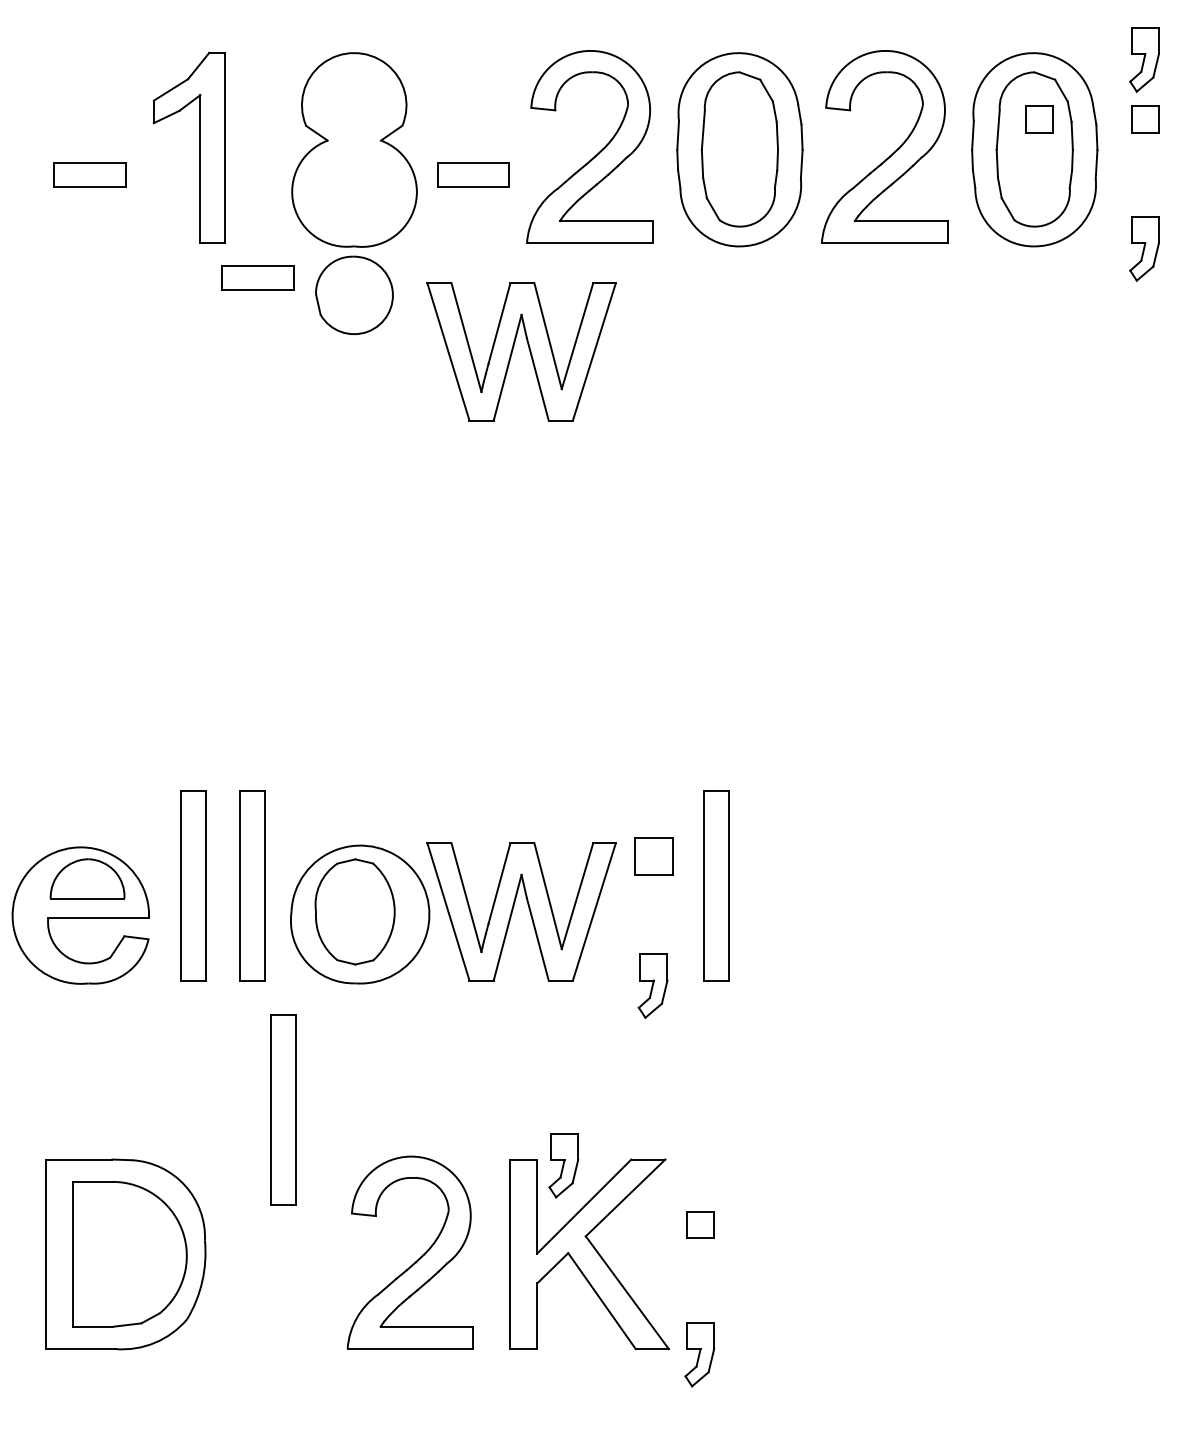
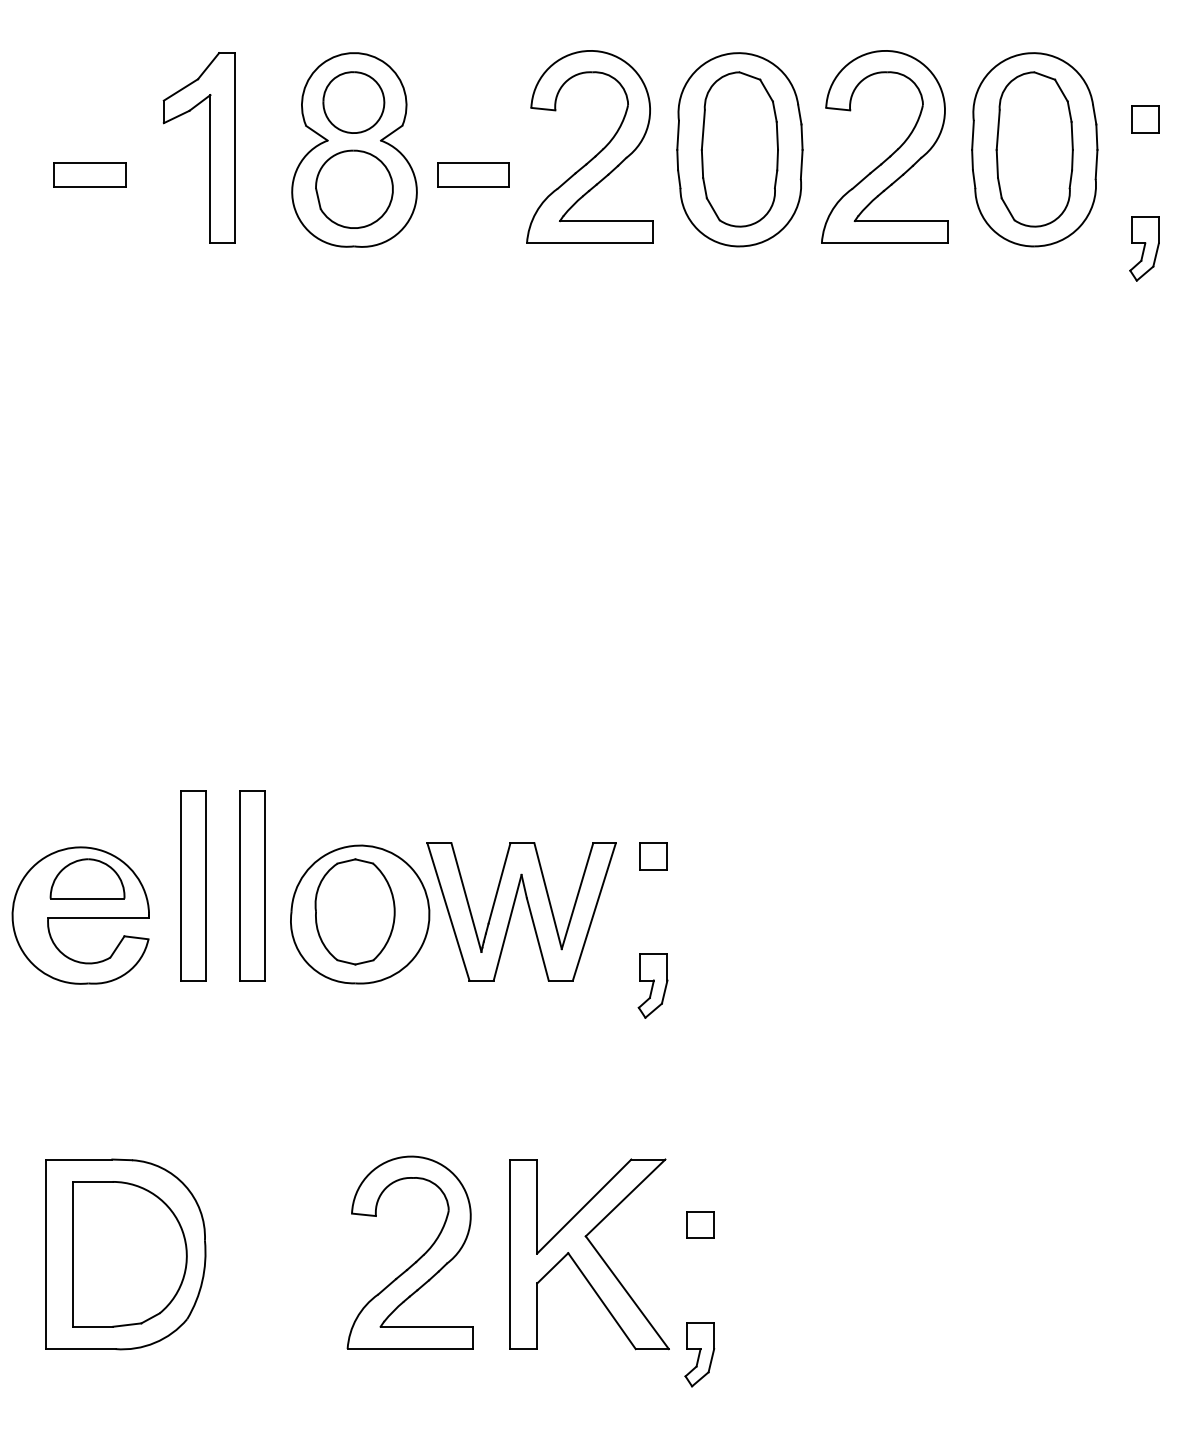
part: present -> none (1144, 59)
part: none -> present (353, 102)
part: present -> none (1039, 119)
part position: (199, 147) -> (209, 147) (209, 147)
part: present -> none (257, 277)
part position: (354, 294) -> (354, 188) (354, 188)
part: present -> none (528, 348)
part size: 40x39 px -> 29x29 px (653, 856)
part: present -> none (716, 885)
part: present -> none (283, 1109)
part: present -> none (563, 1165)
